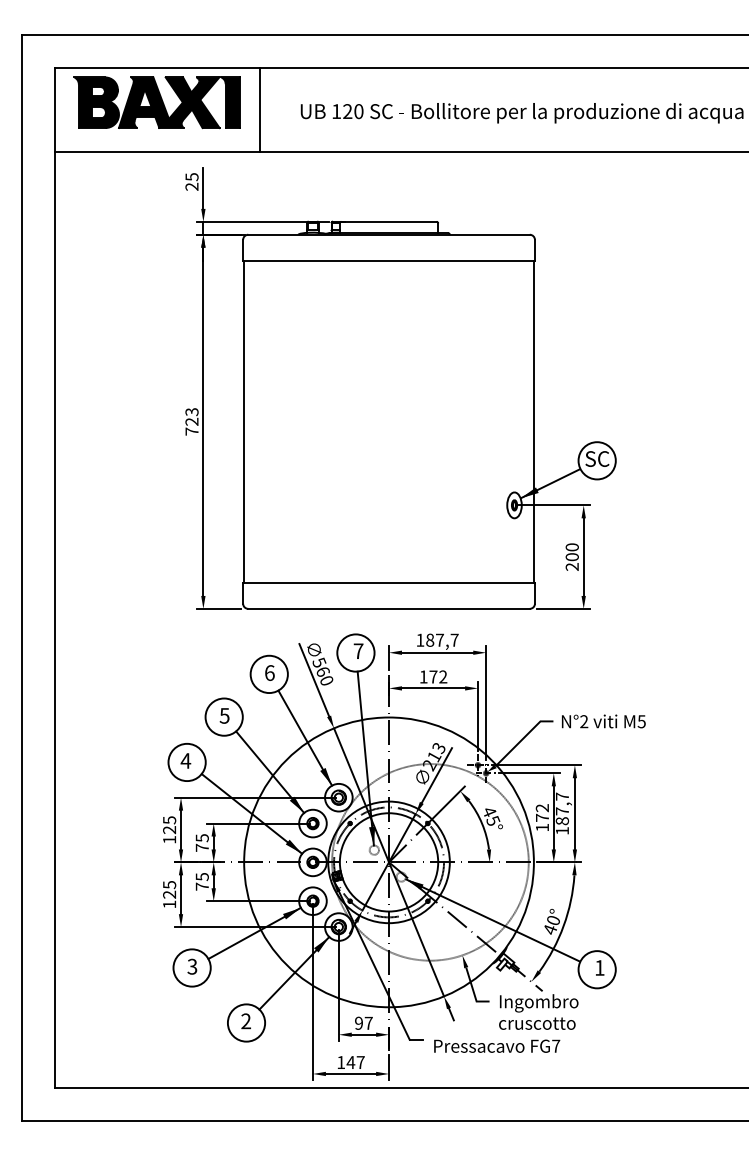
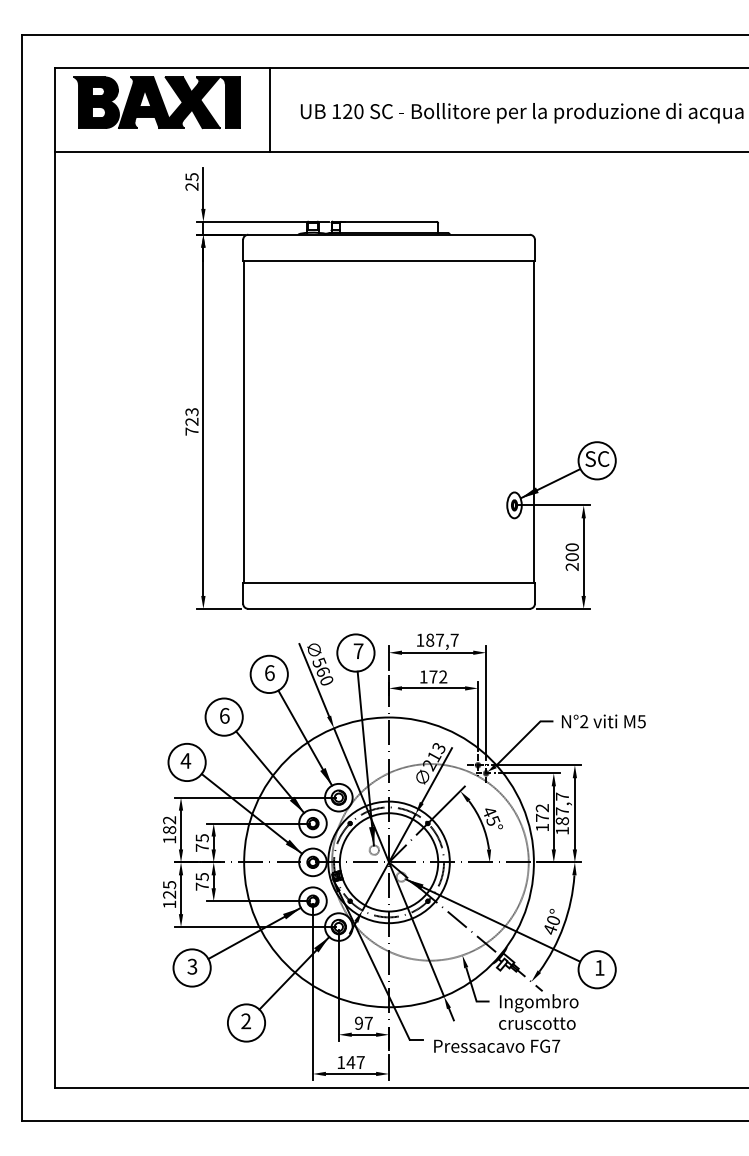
line position: (259, 109) -> (269, 109) (269, 109)
text: 5 -> 6 (224, 715)
text: 125 -> 182 (169, 825)
